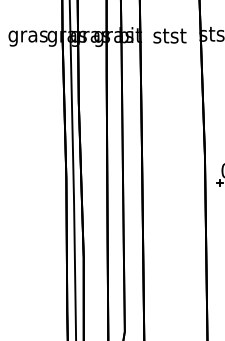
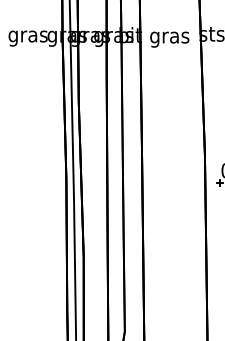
text: stst -> gras (169, 37)
